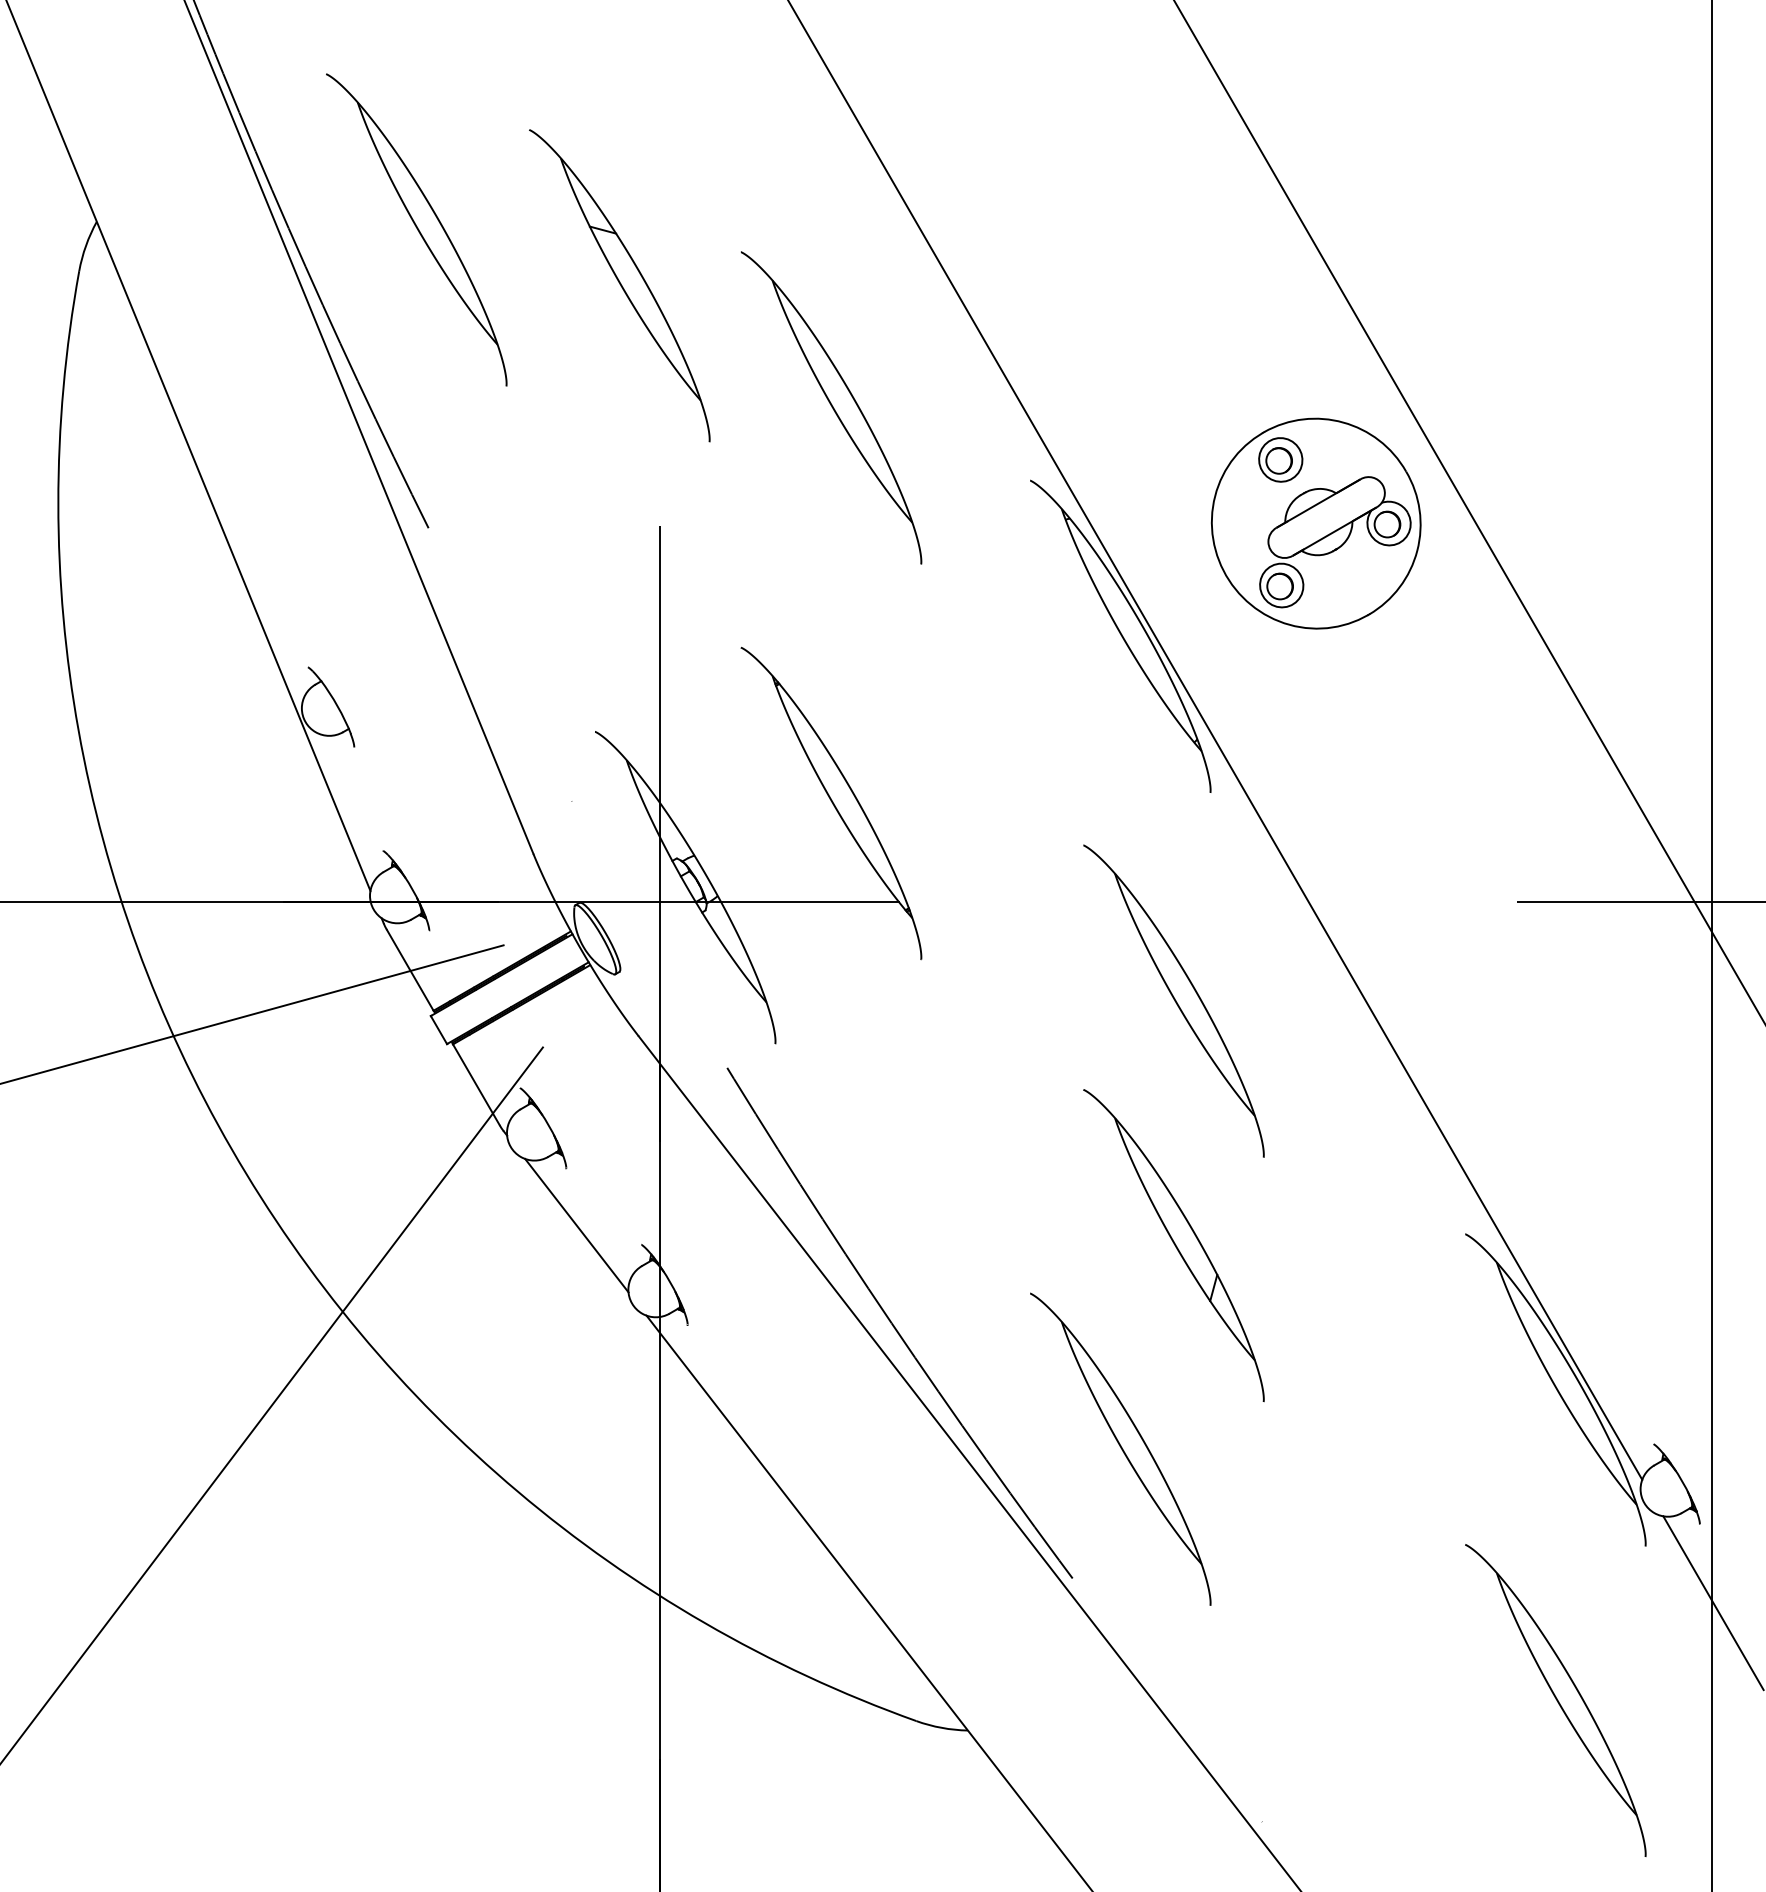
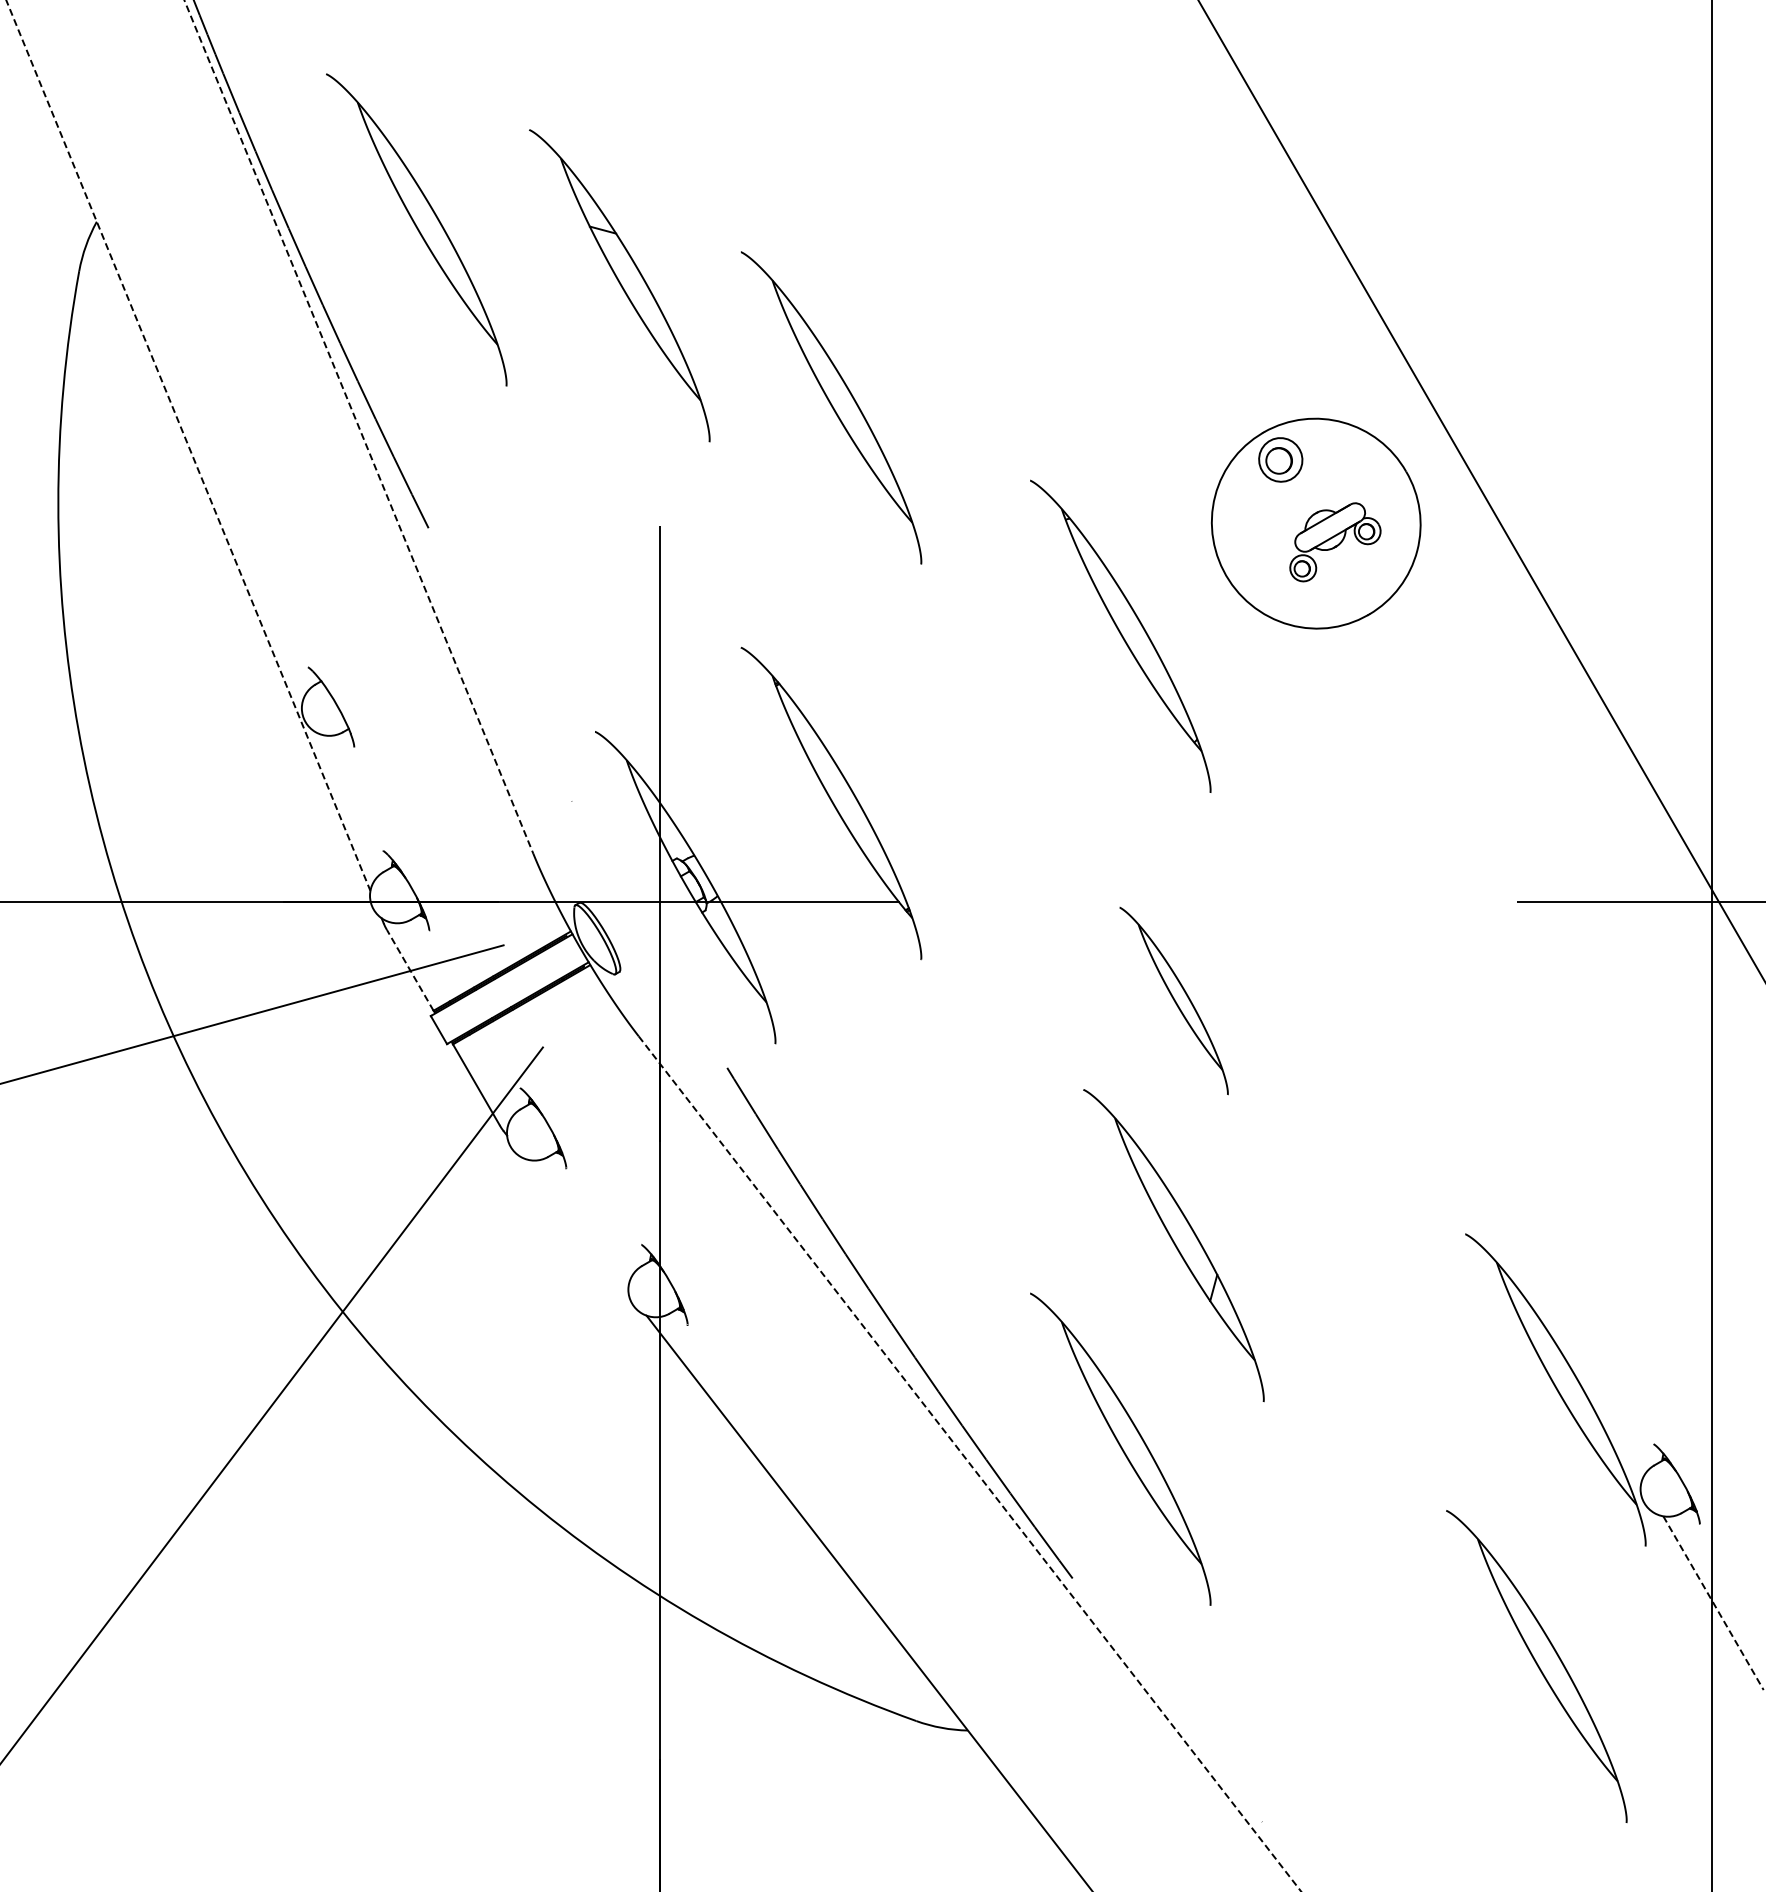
line: solid -> dashed (359, 427)
line: solid -> dashed (188, 445)
line position: (1468, 510) -> (1480, 489) (1480, 489)
part size: 153x133 px -> 93x81 px (1335, 542)
line: present -> none (1215, 740)
line: solid -> dashed (410, 970)
part size: 182x314 px -> 110x189 px (1173, 1001)
line: present -> none (576, 1225)
line: solid -> dashed (969, 1463)
line: solid -> dashed (1713, 1603)
part position: (1555, 1700) -> (1536, 1666) (1536, 1666)
